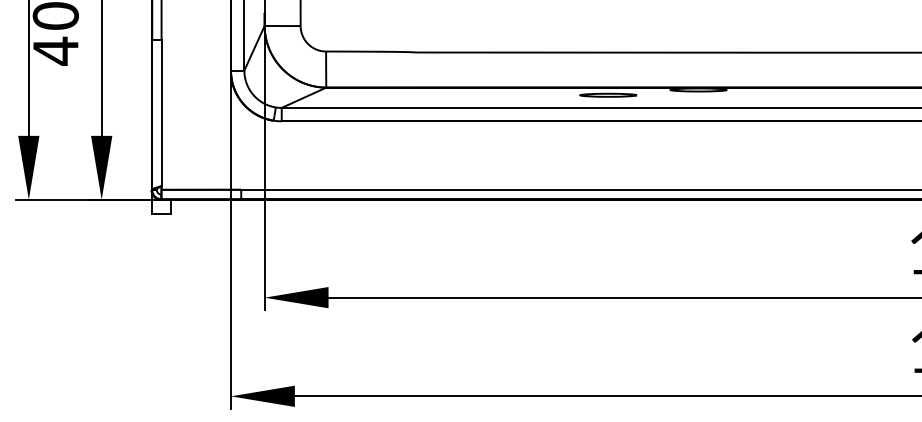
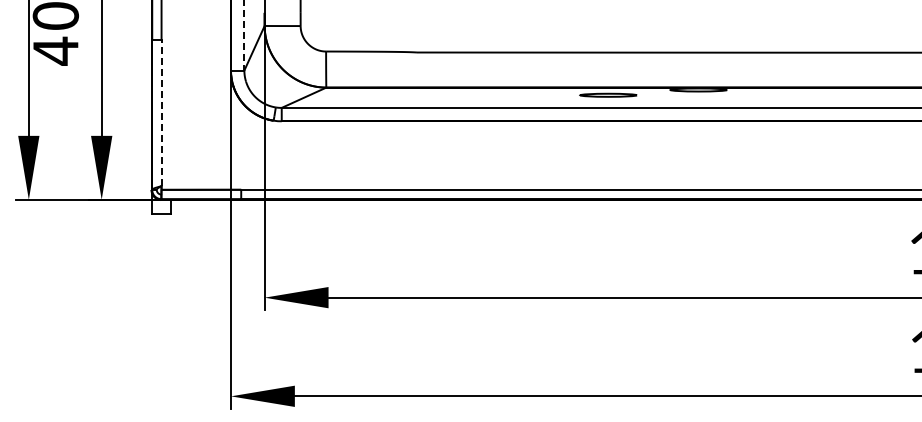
line: solid -> dashed (244, 35)
line: solid -> dashed (161, 112)
